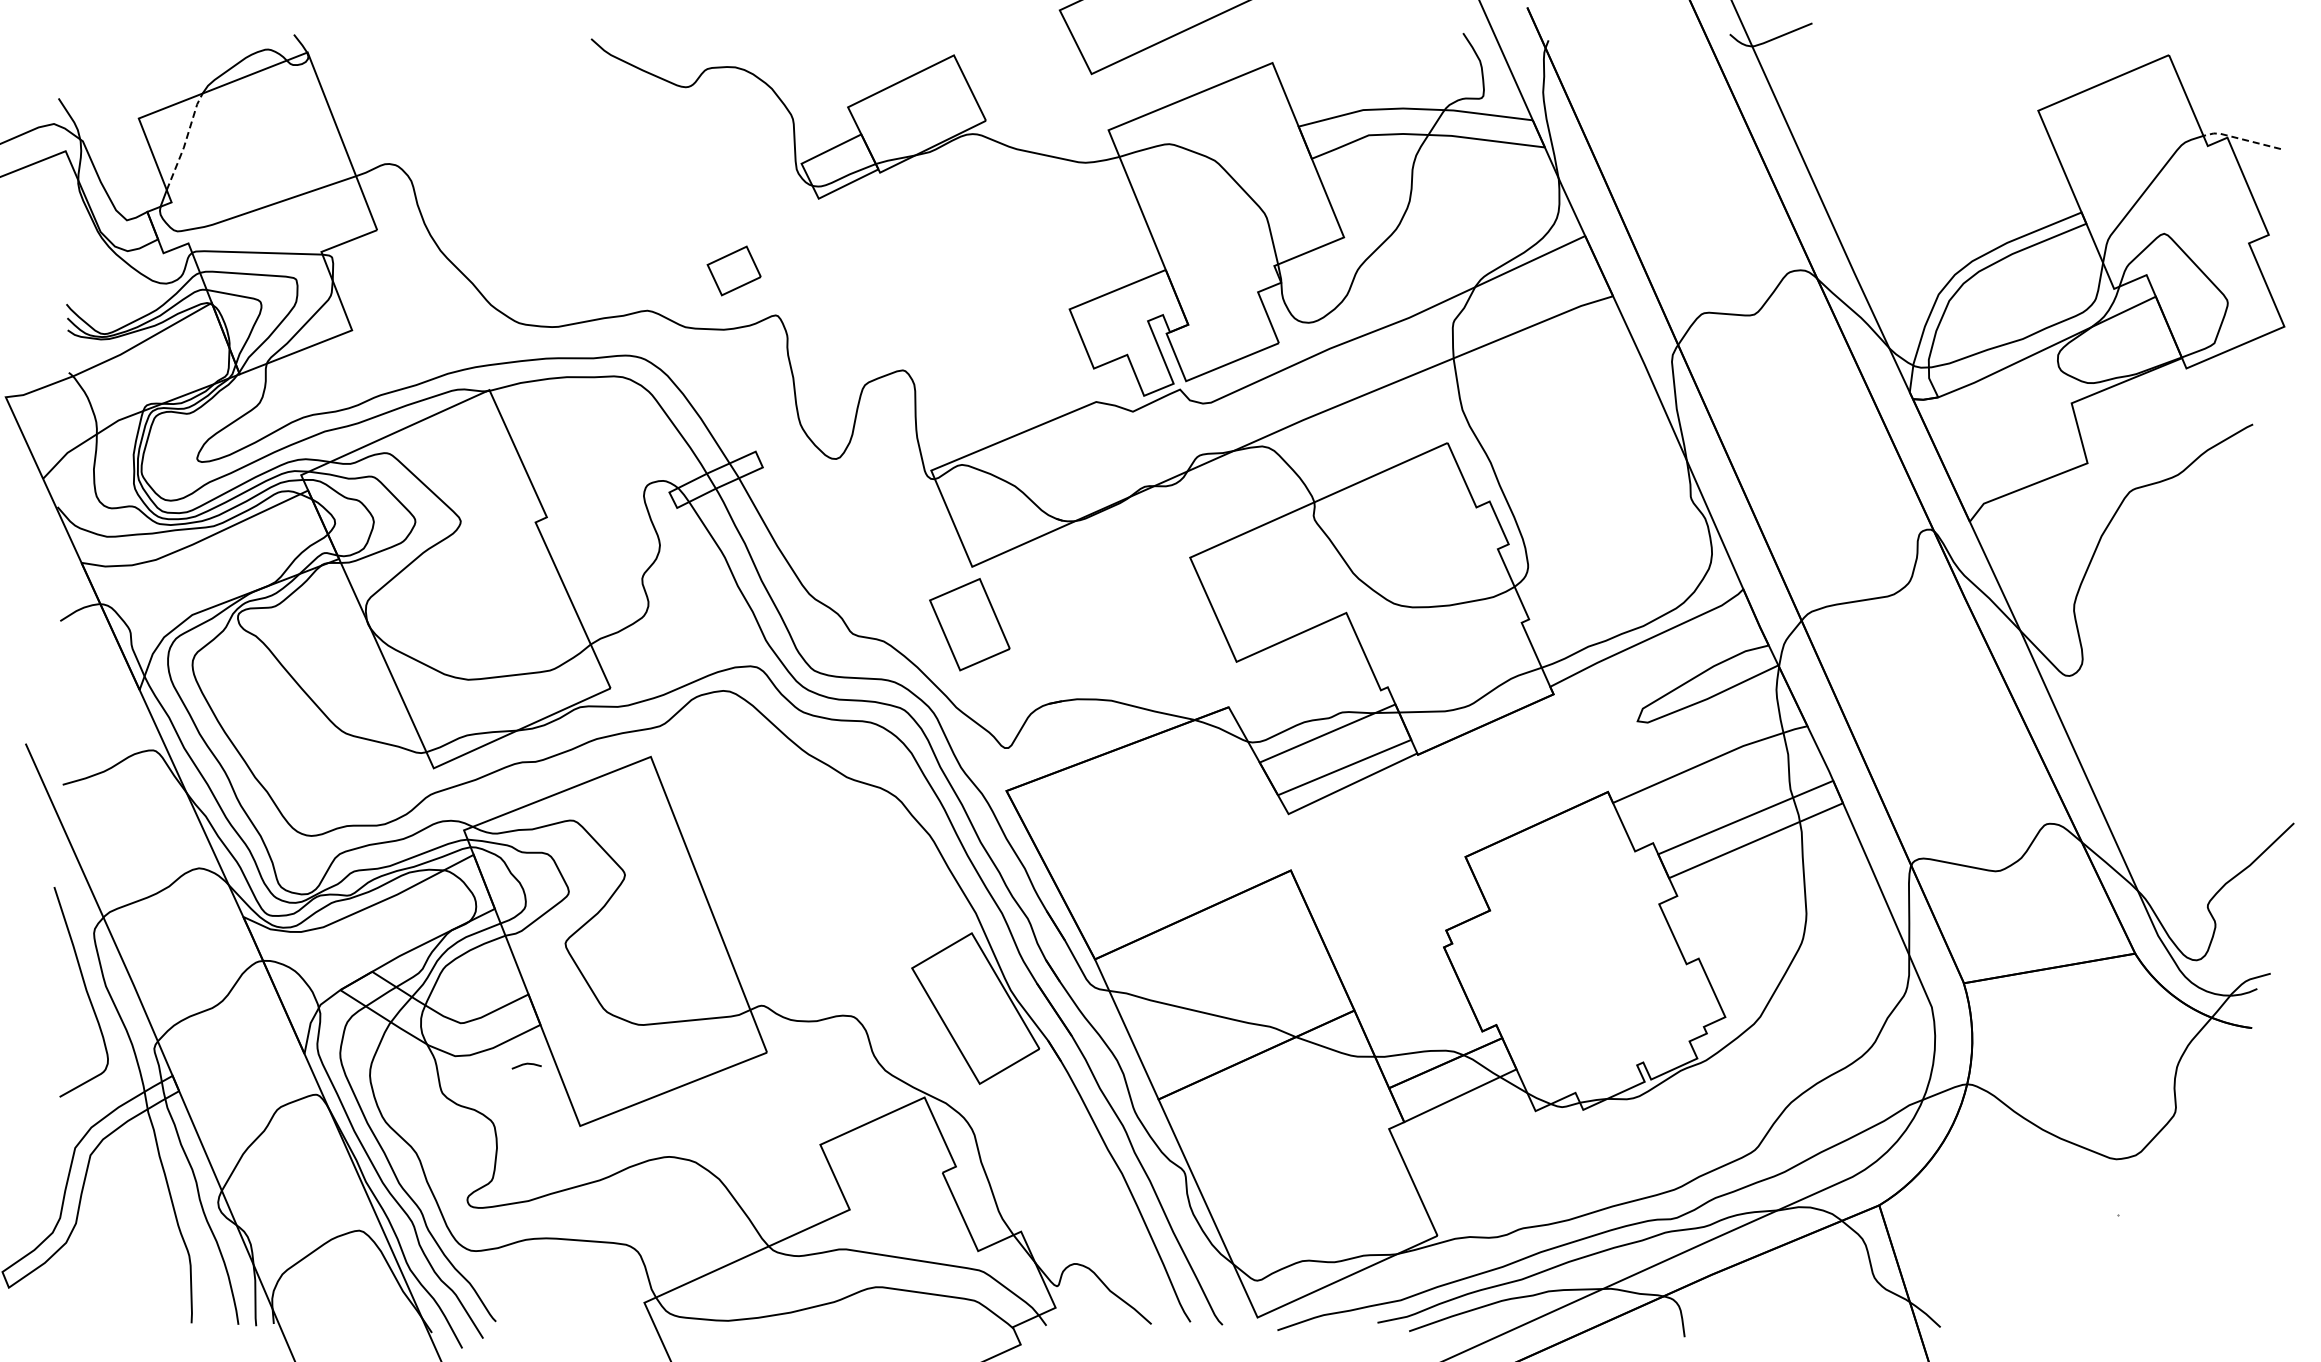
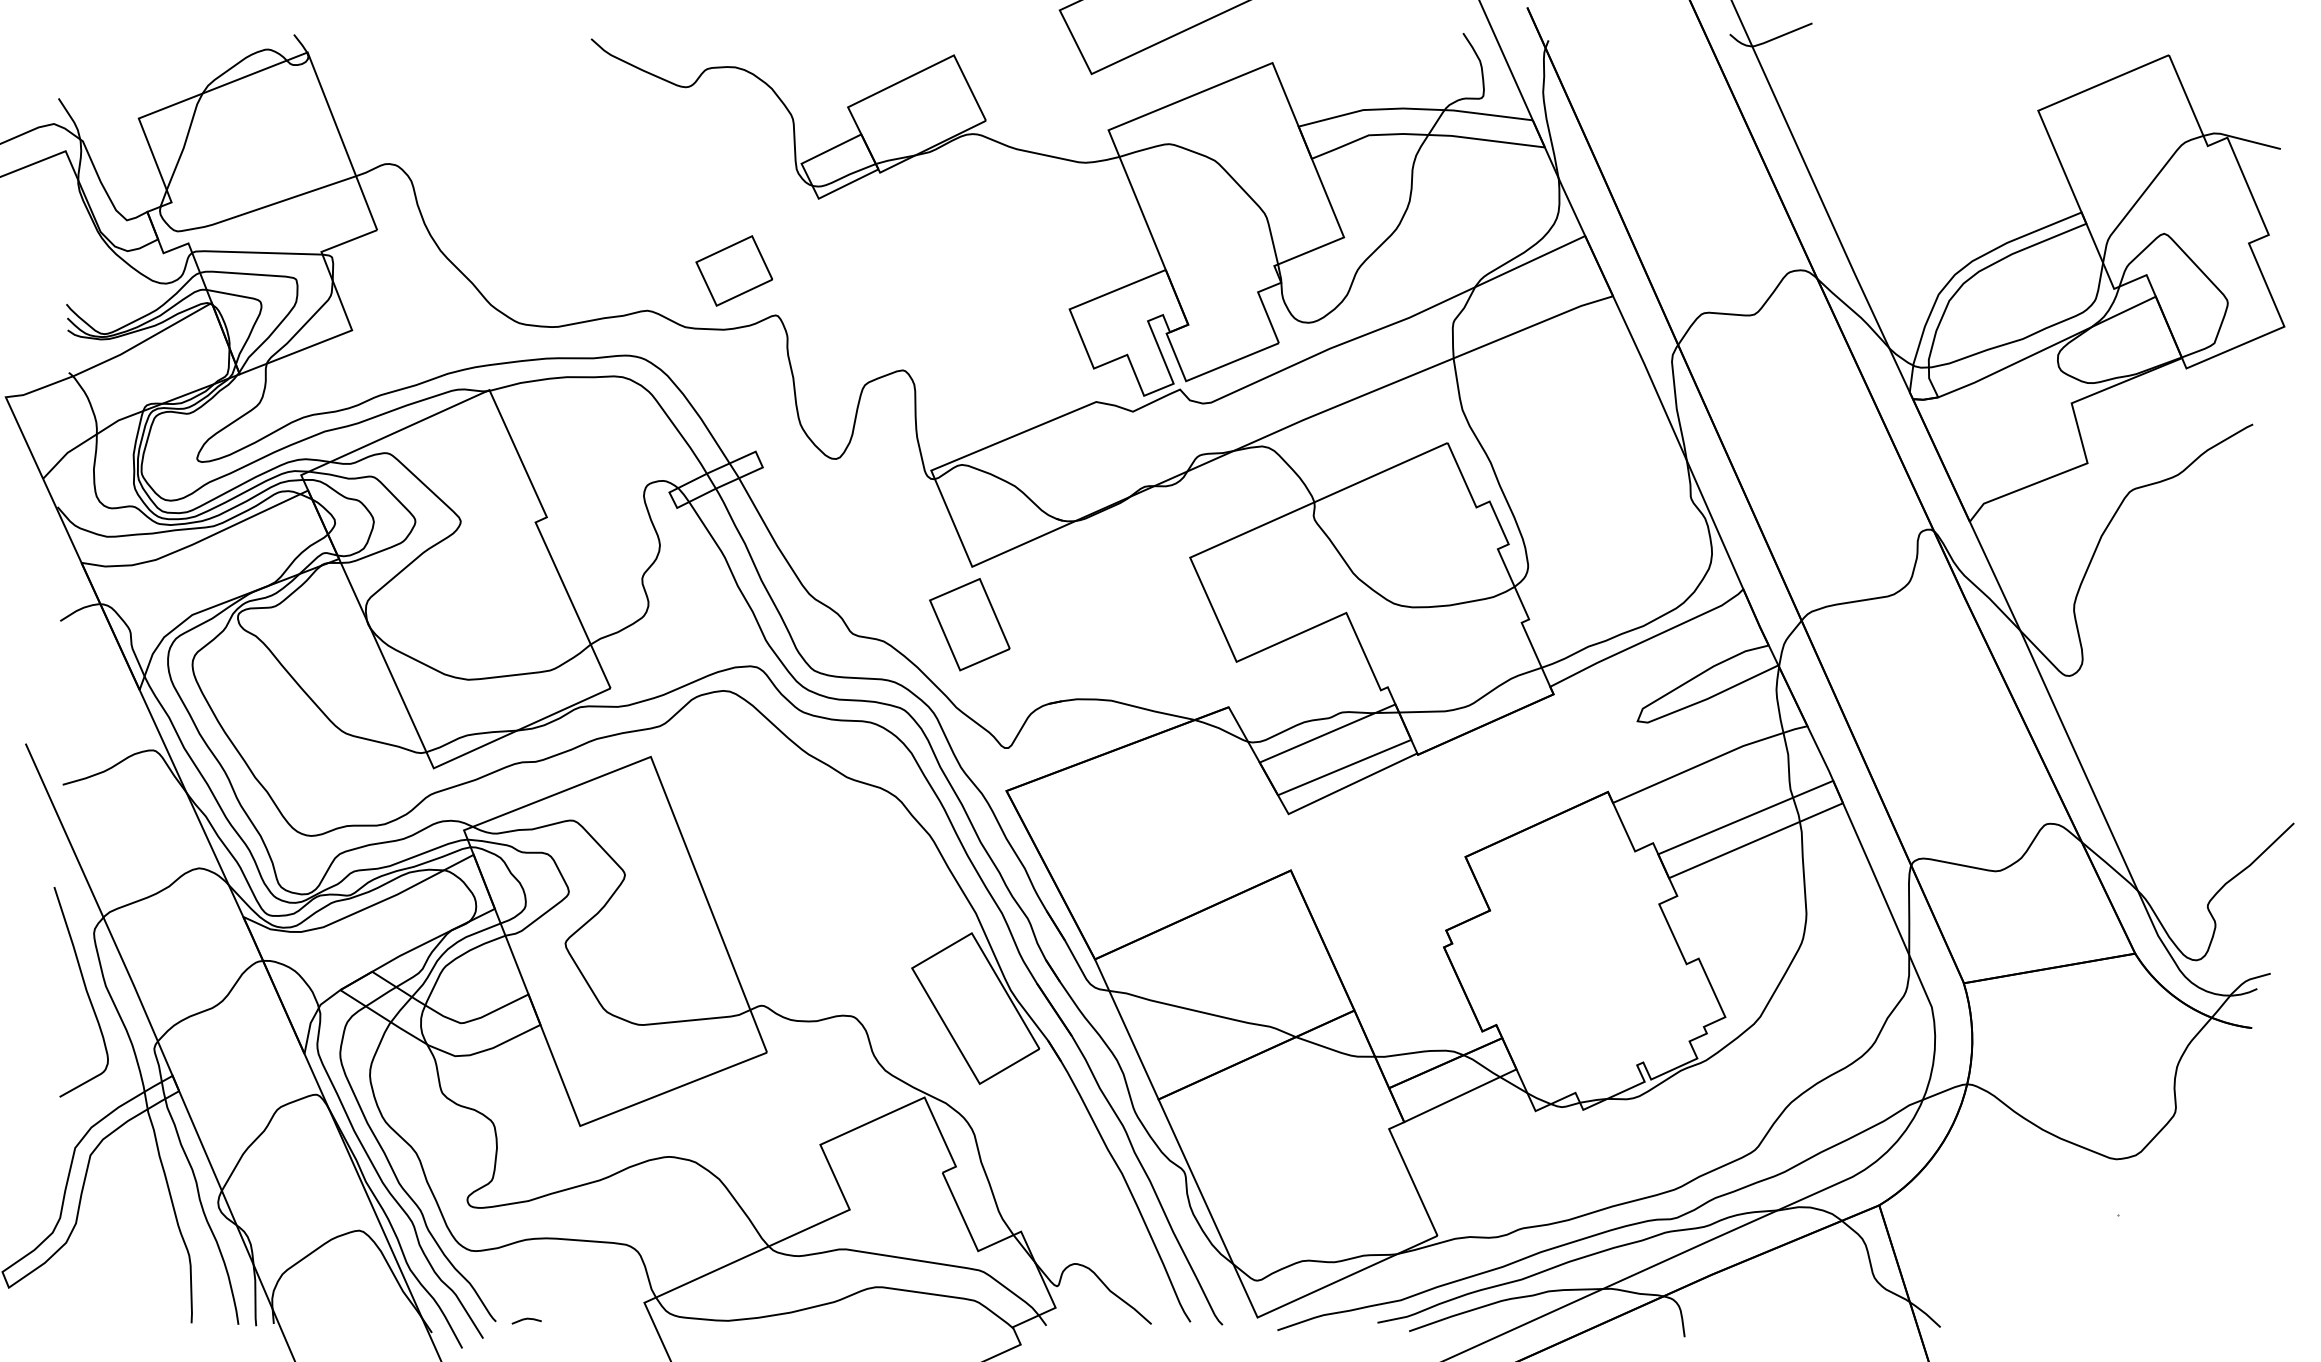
line: dashed -> solid (2240, 138)
line: dashed -> solid (185, 141)
part size: 56x52 px -> 78x72 px (733, 270)
line position: (526, 1064) -> (526, 1319) (526, 1319)
